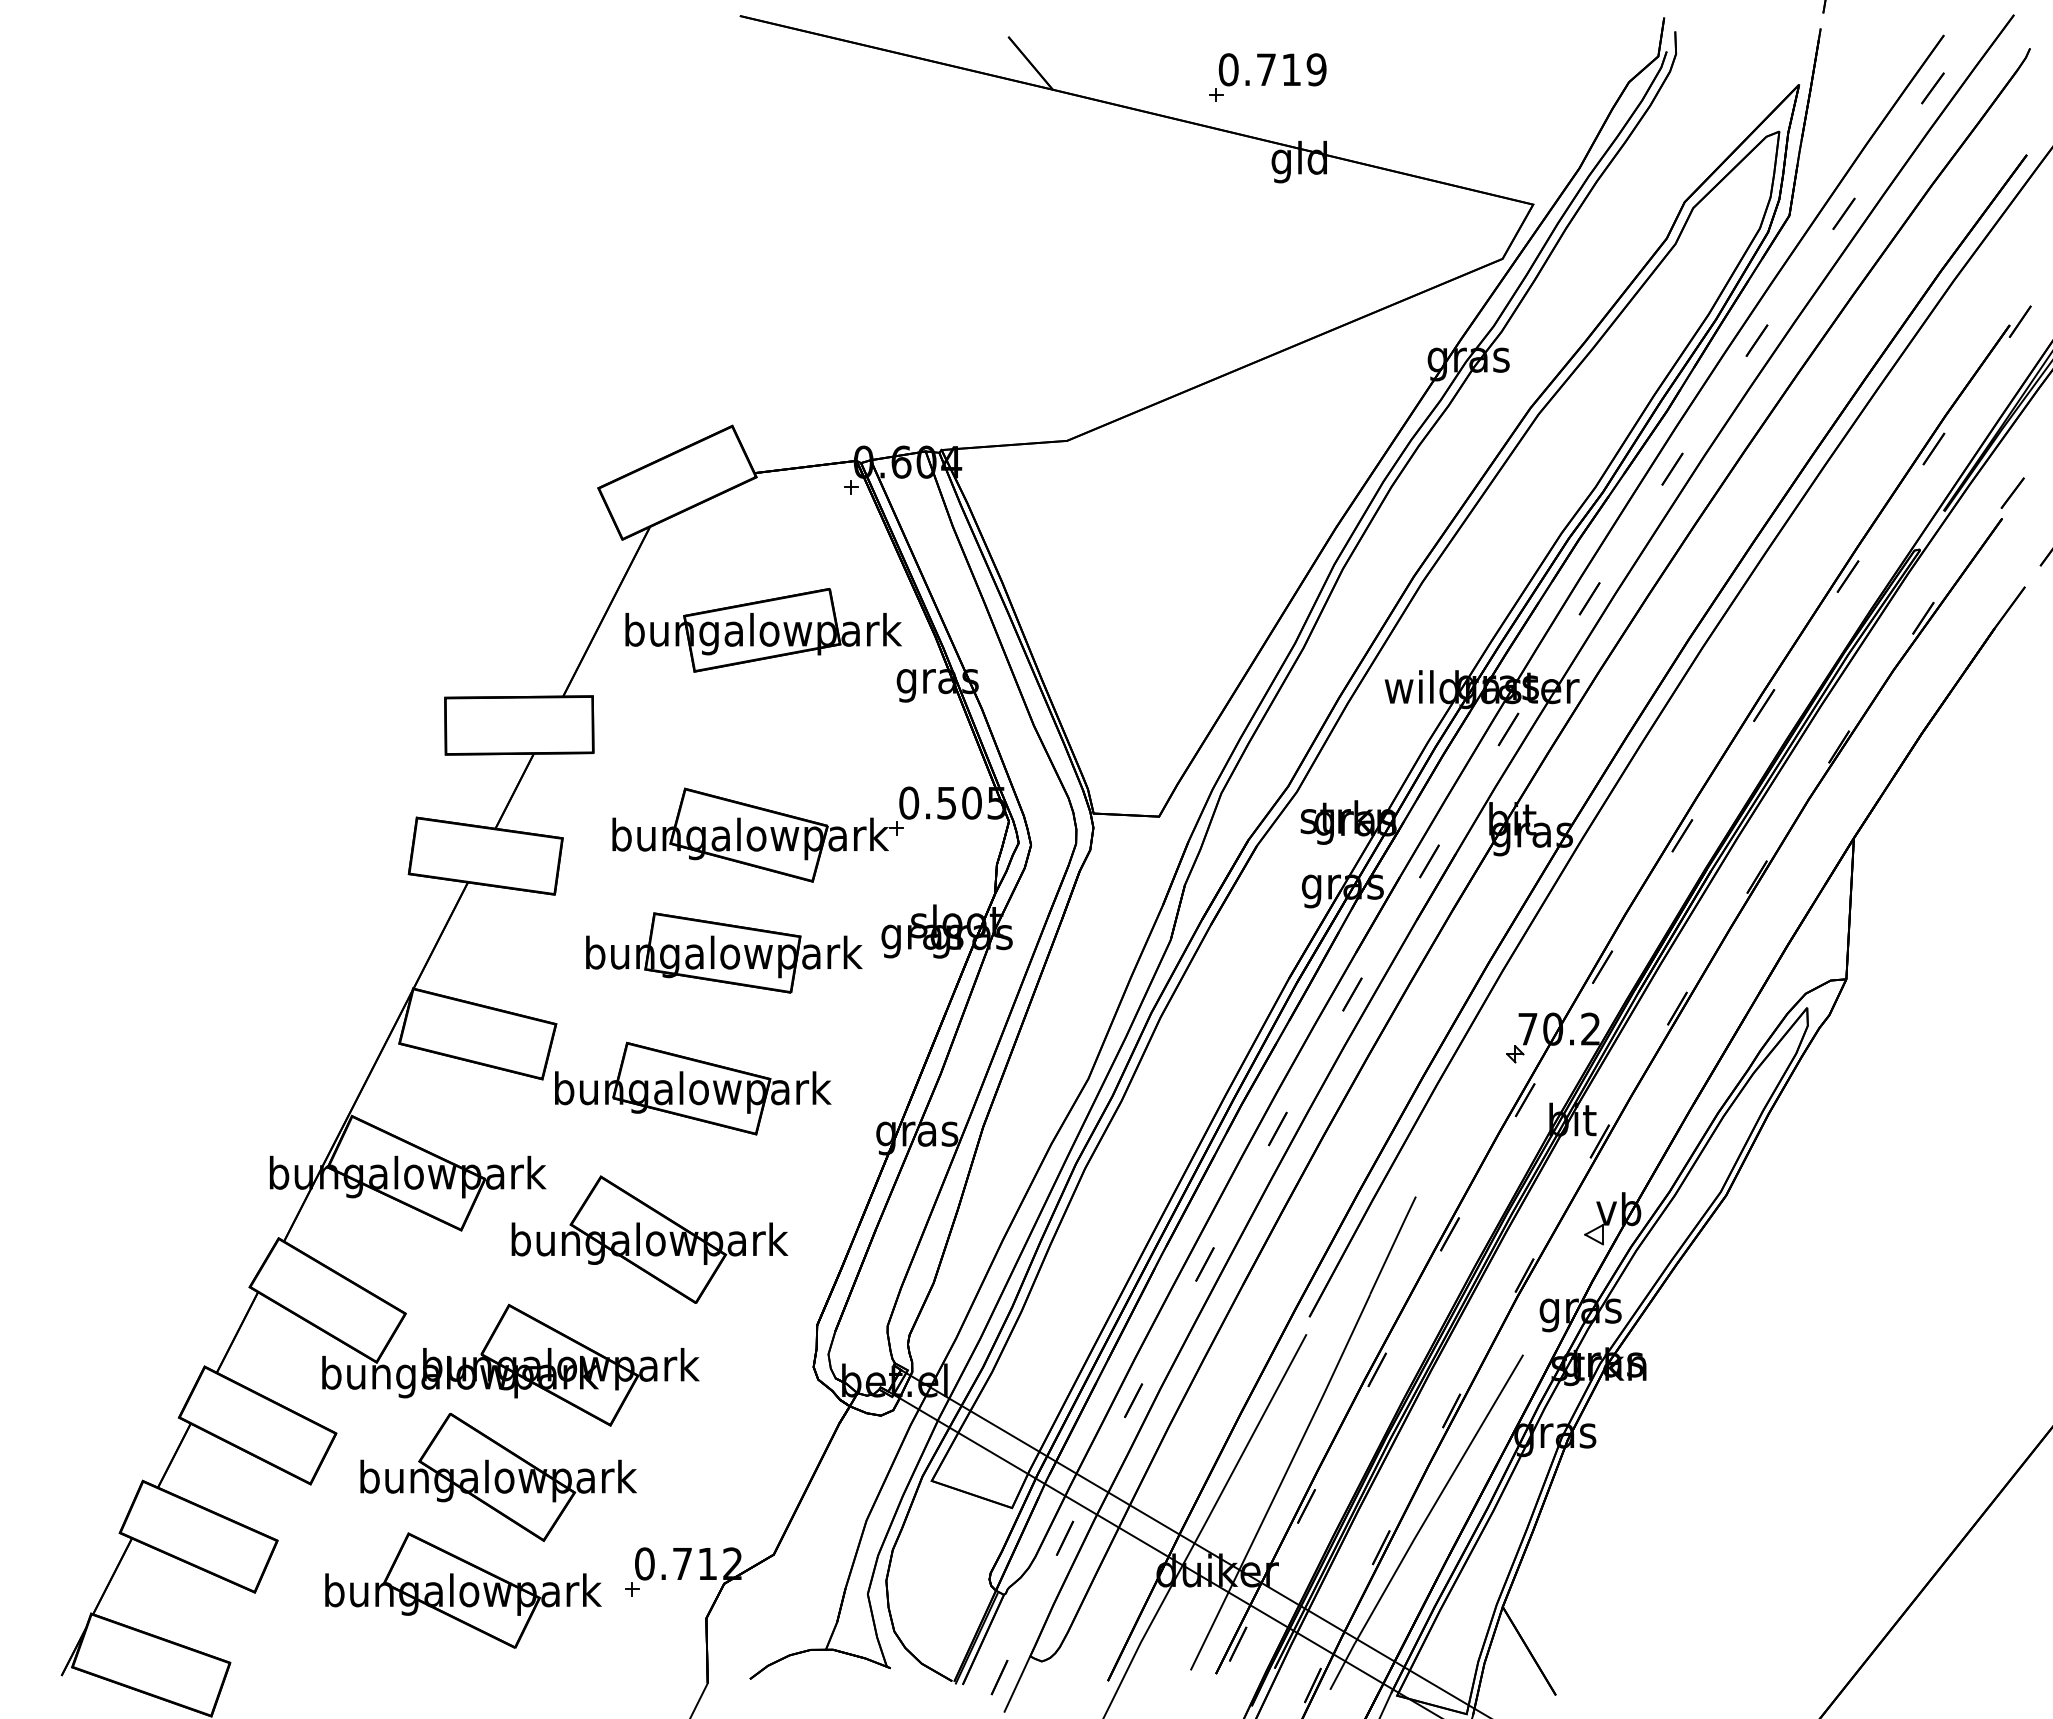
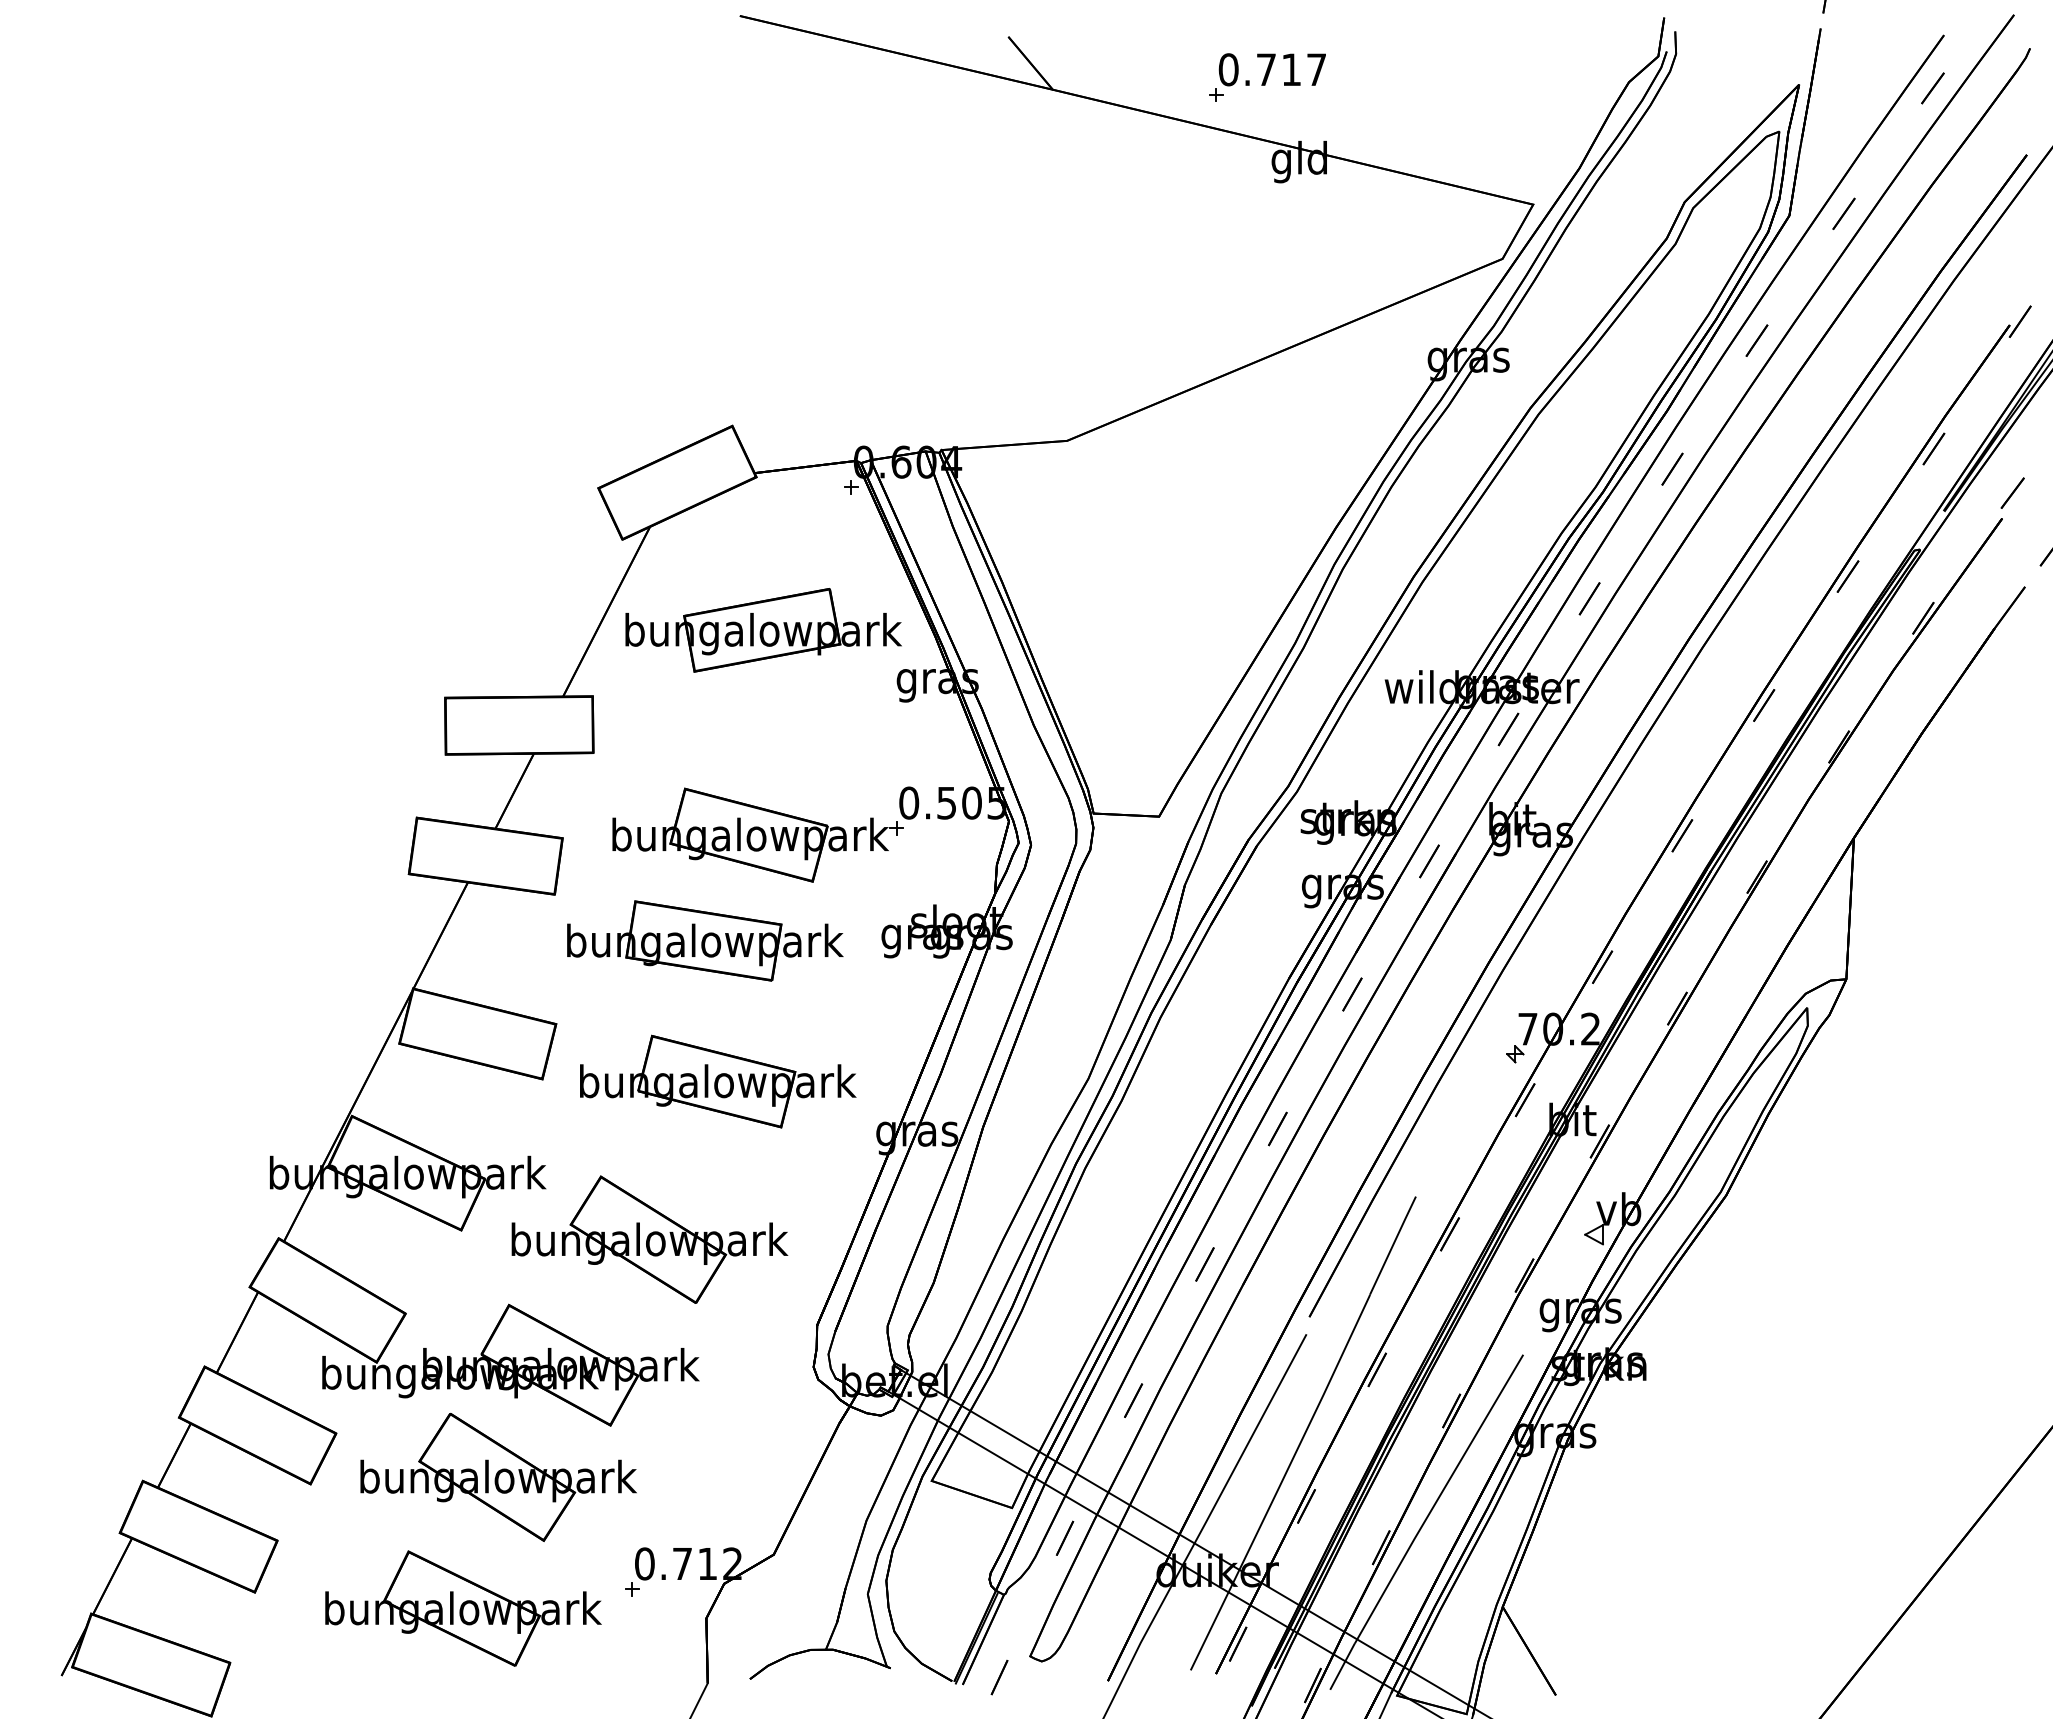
text: 0.719 -> 0.717 (1316, 69)
part position: (724, 952) -> (705, 940) (705, 940)
part position: (693, 1088) -> (718, 1081) (718, 1081)
part position: (463, 1590) -> (463, 1608) (463, 1608)
line: present -> none (1016, 1684)
